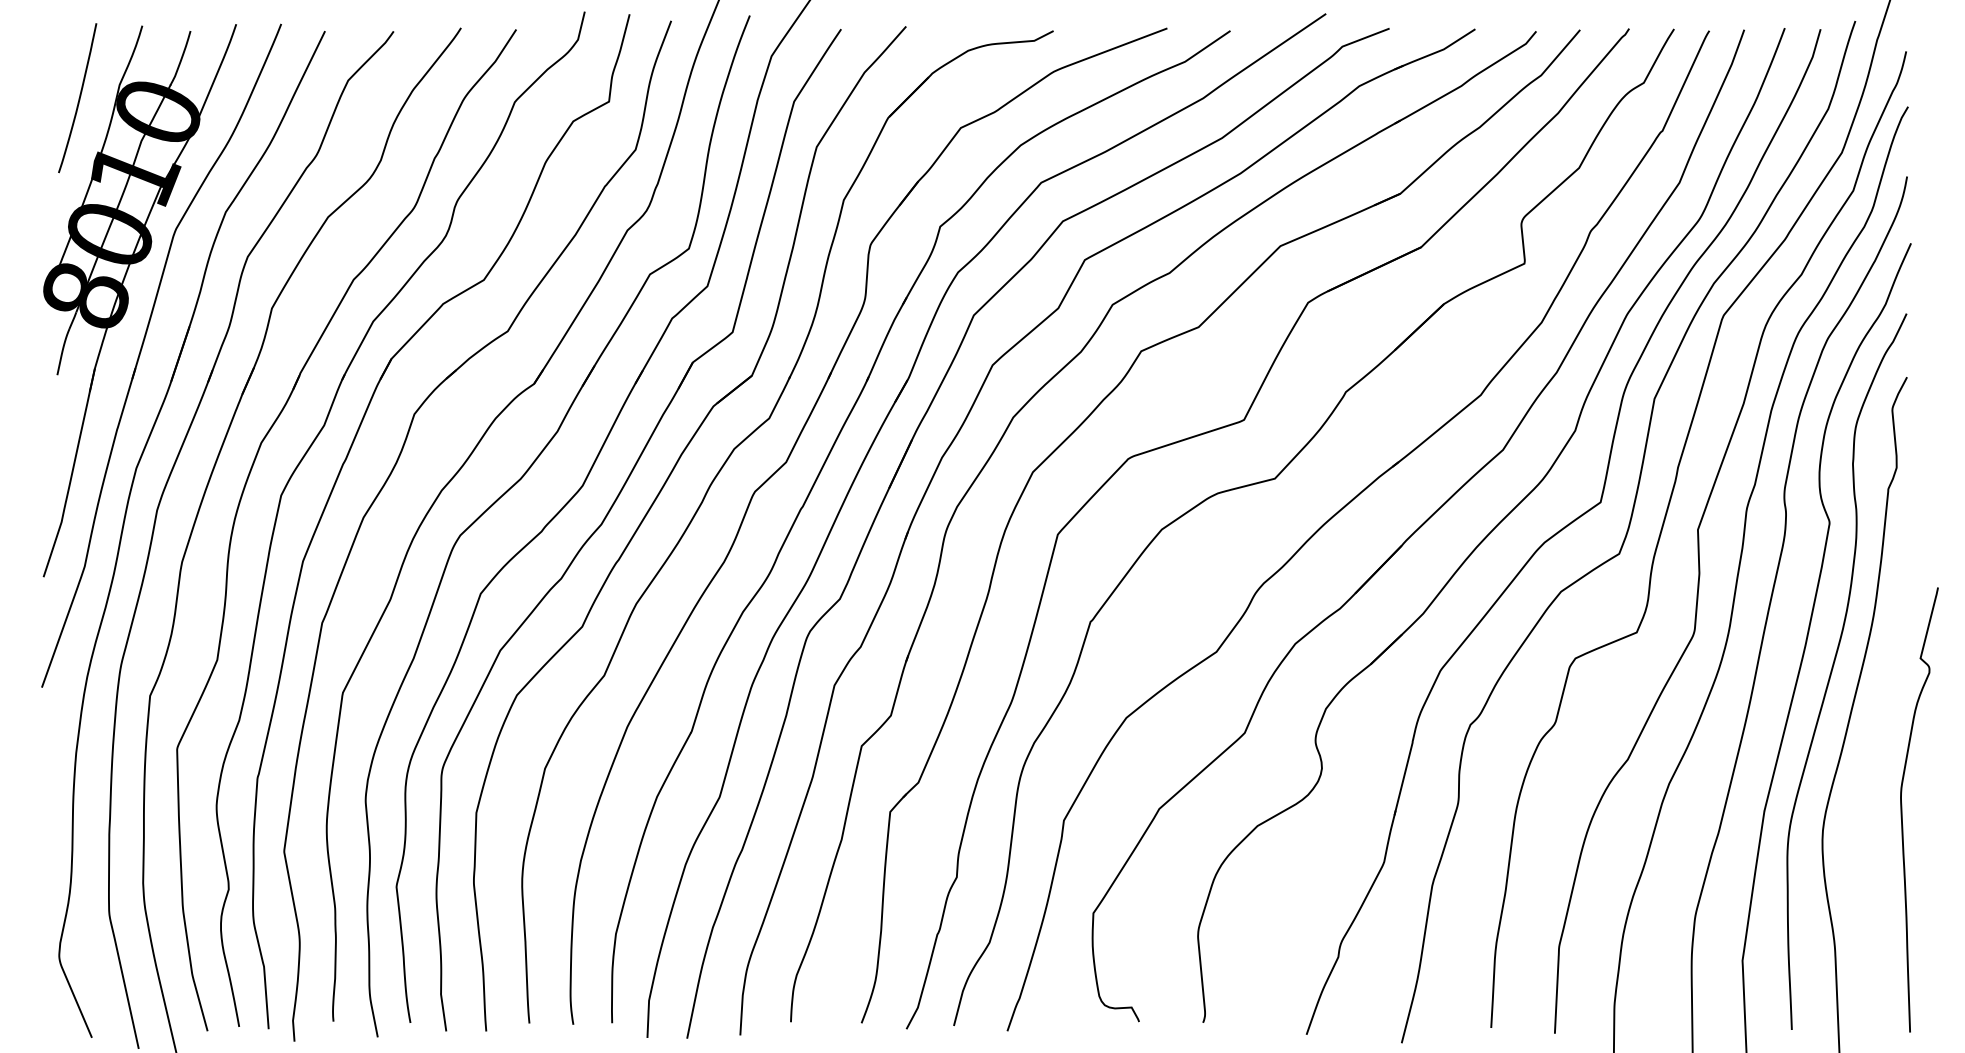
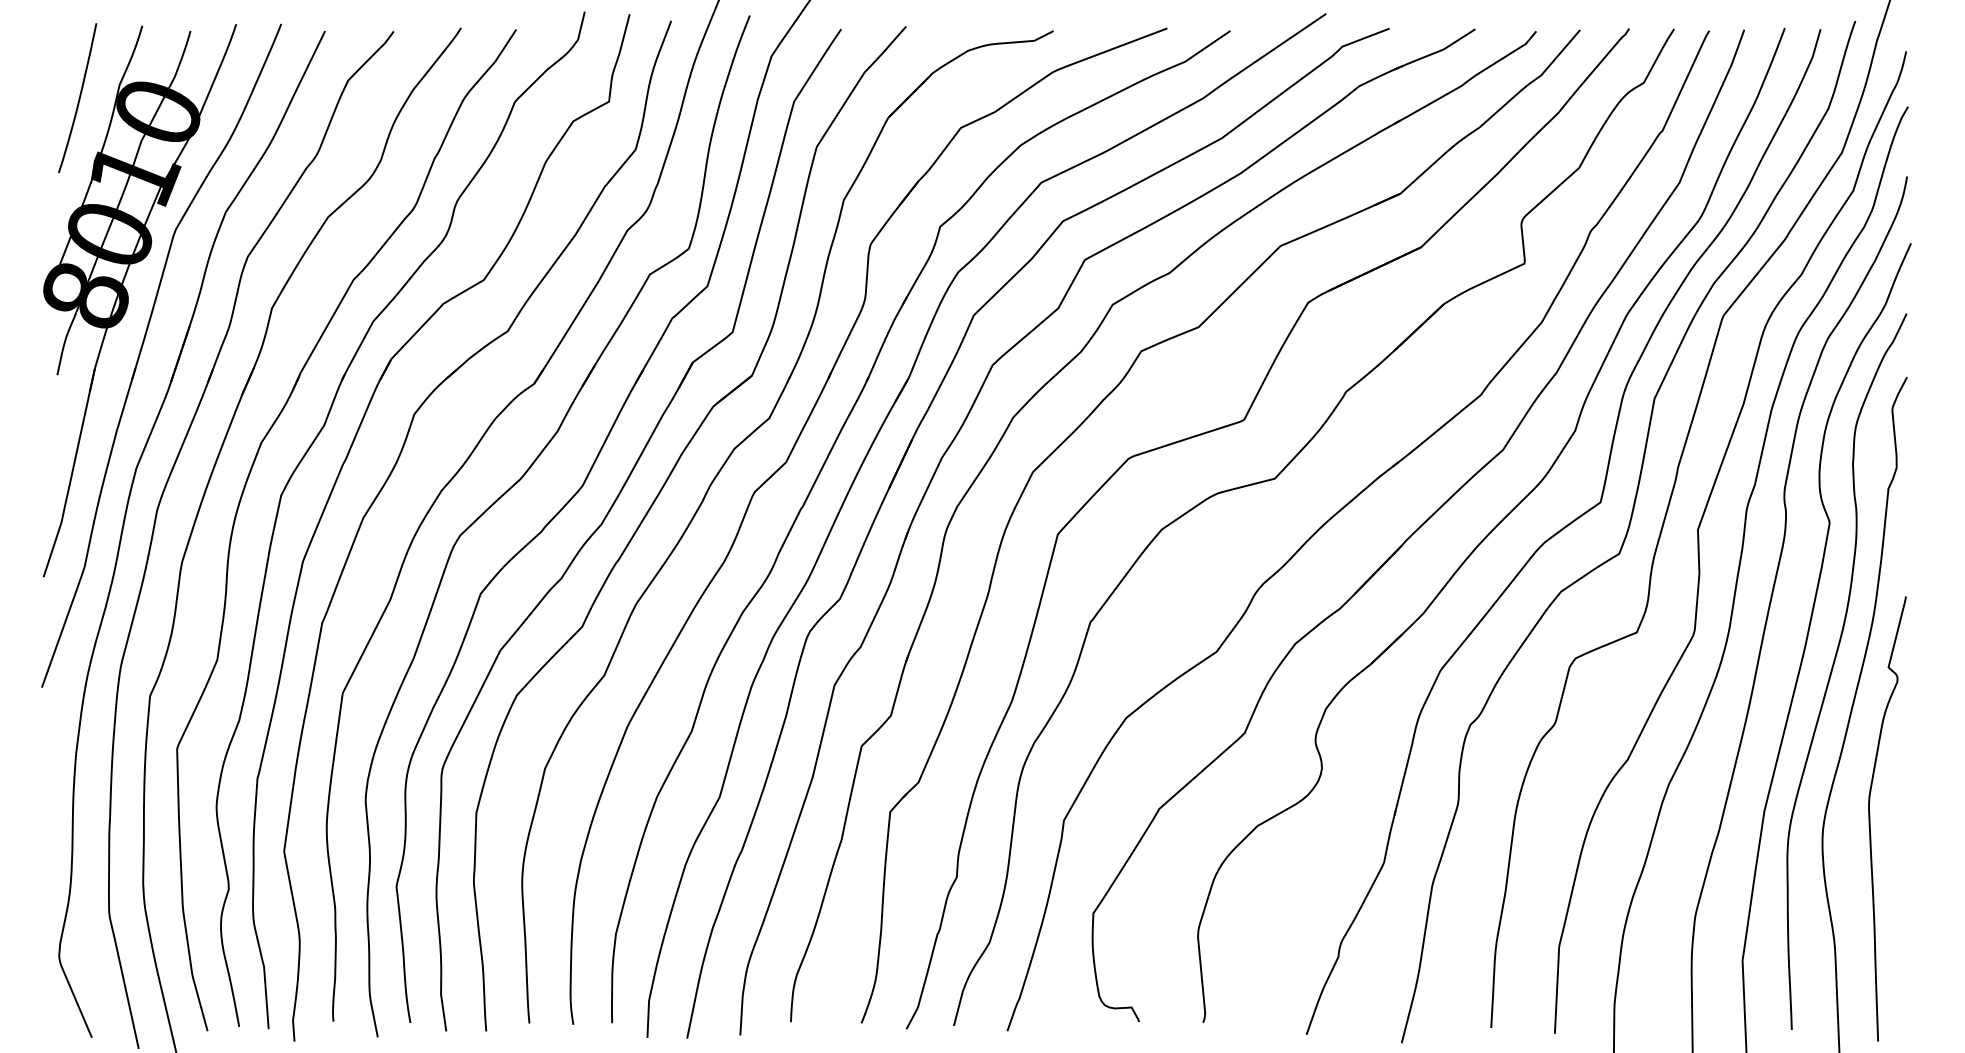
curve position: (1902, 809) -> (1870, 818) (1870, 818)
